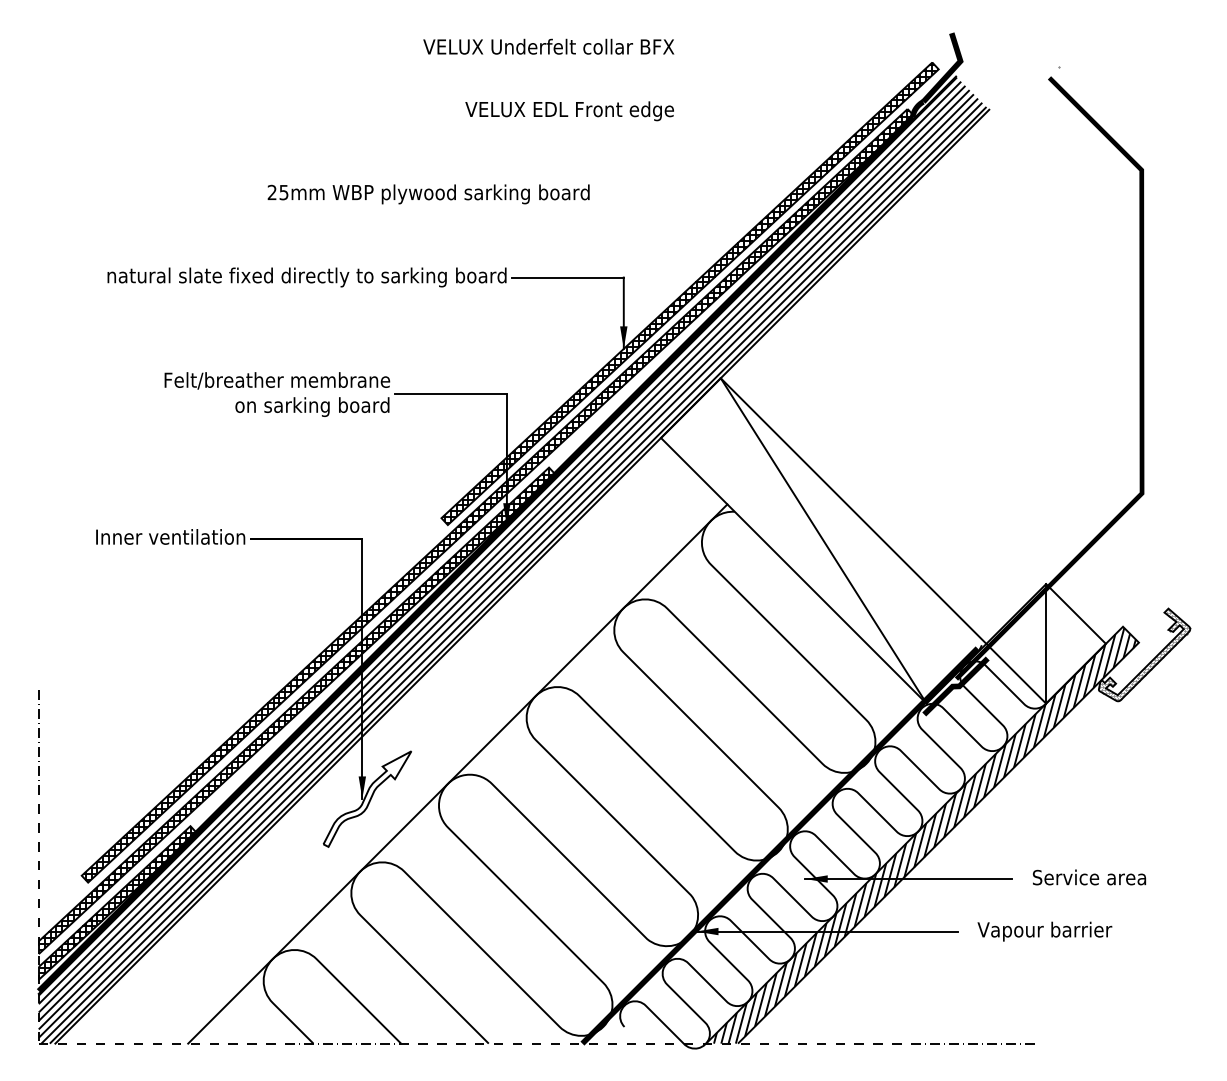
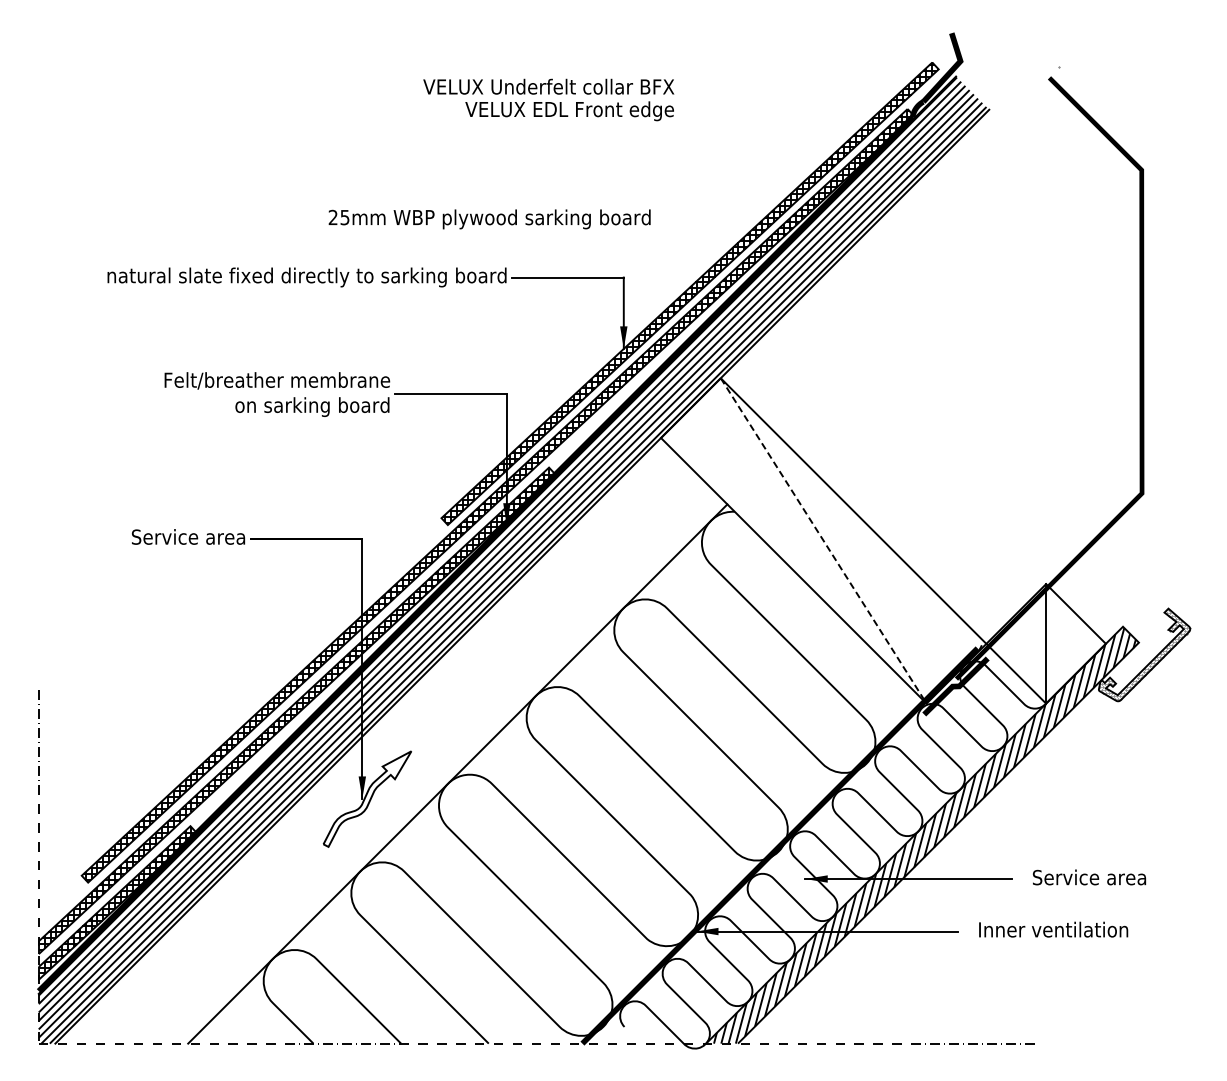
text position: (548, 46) -> (548, 86) (548, 86)
text position: (428, 194) -> (489, 219) (489, 219)
text: Inner ventilation -> Service area (170, 536)
line: solid -> dashed (823, 540)
text: Vapour barrier -> Inner ventilation (1052, 931)
